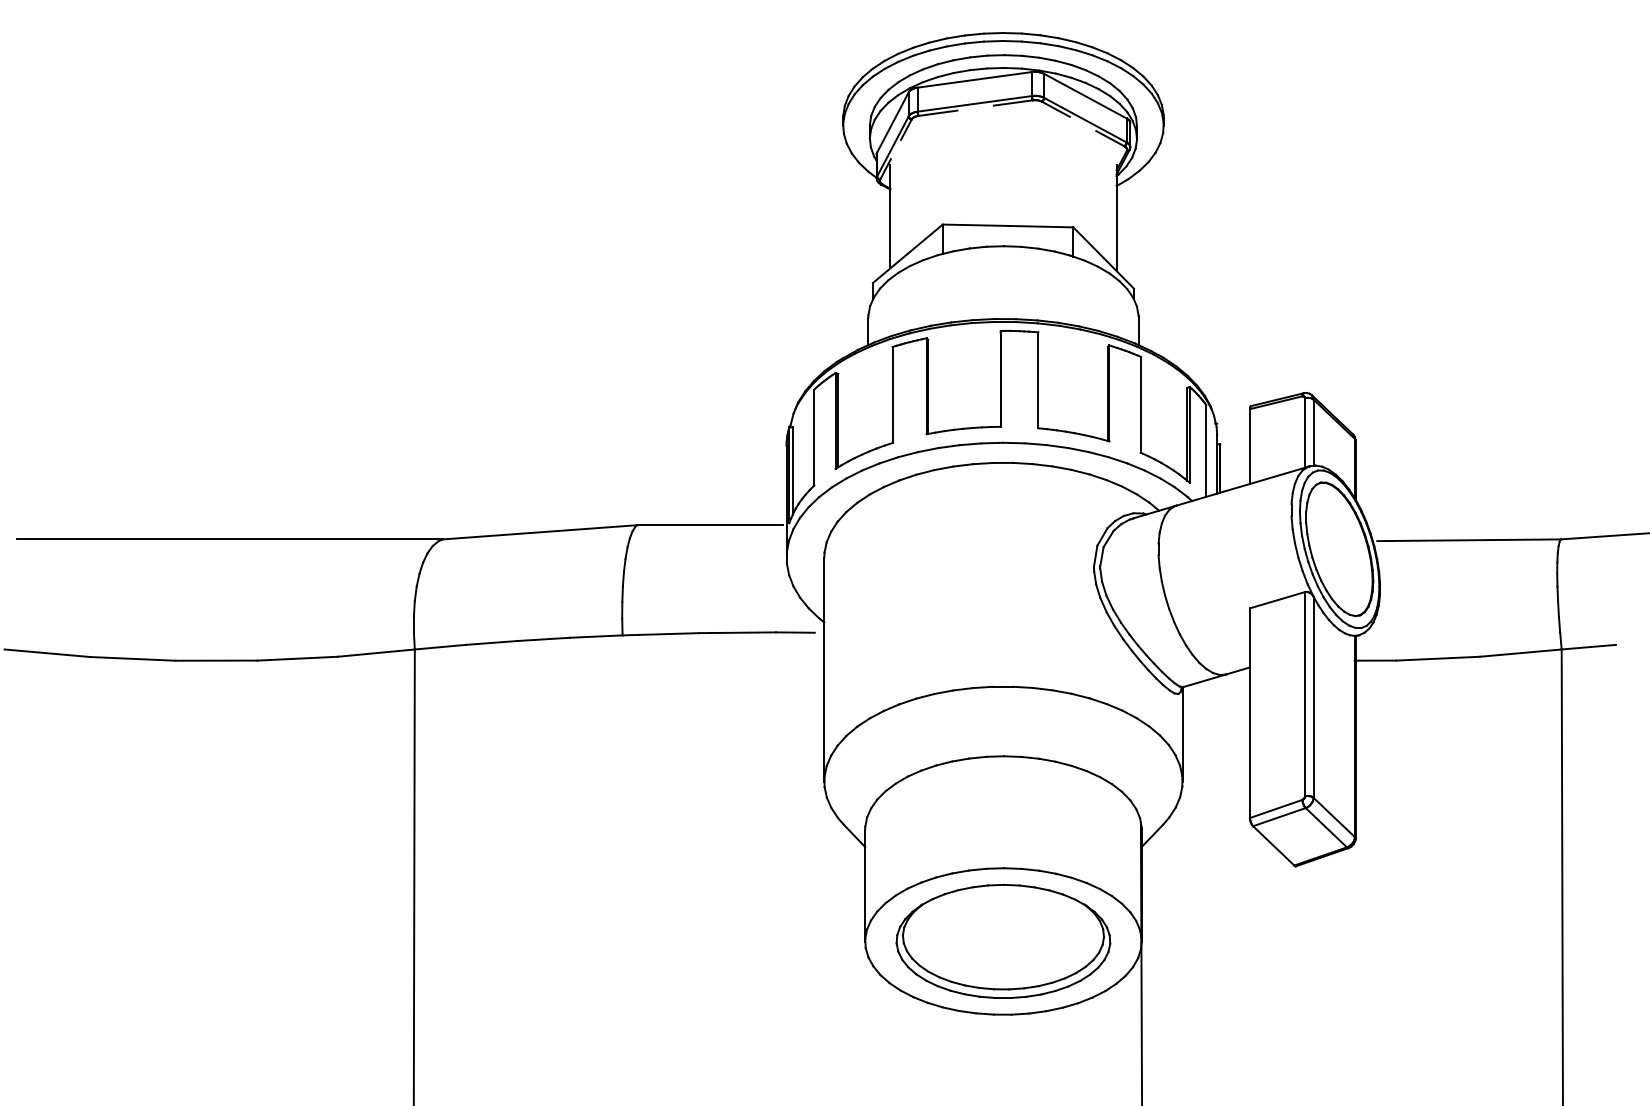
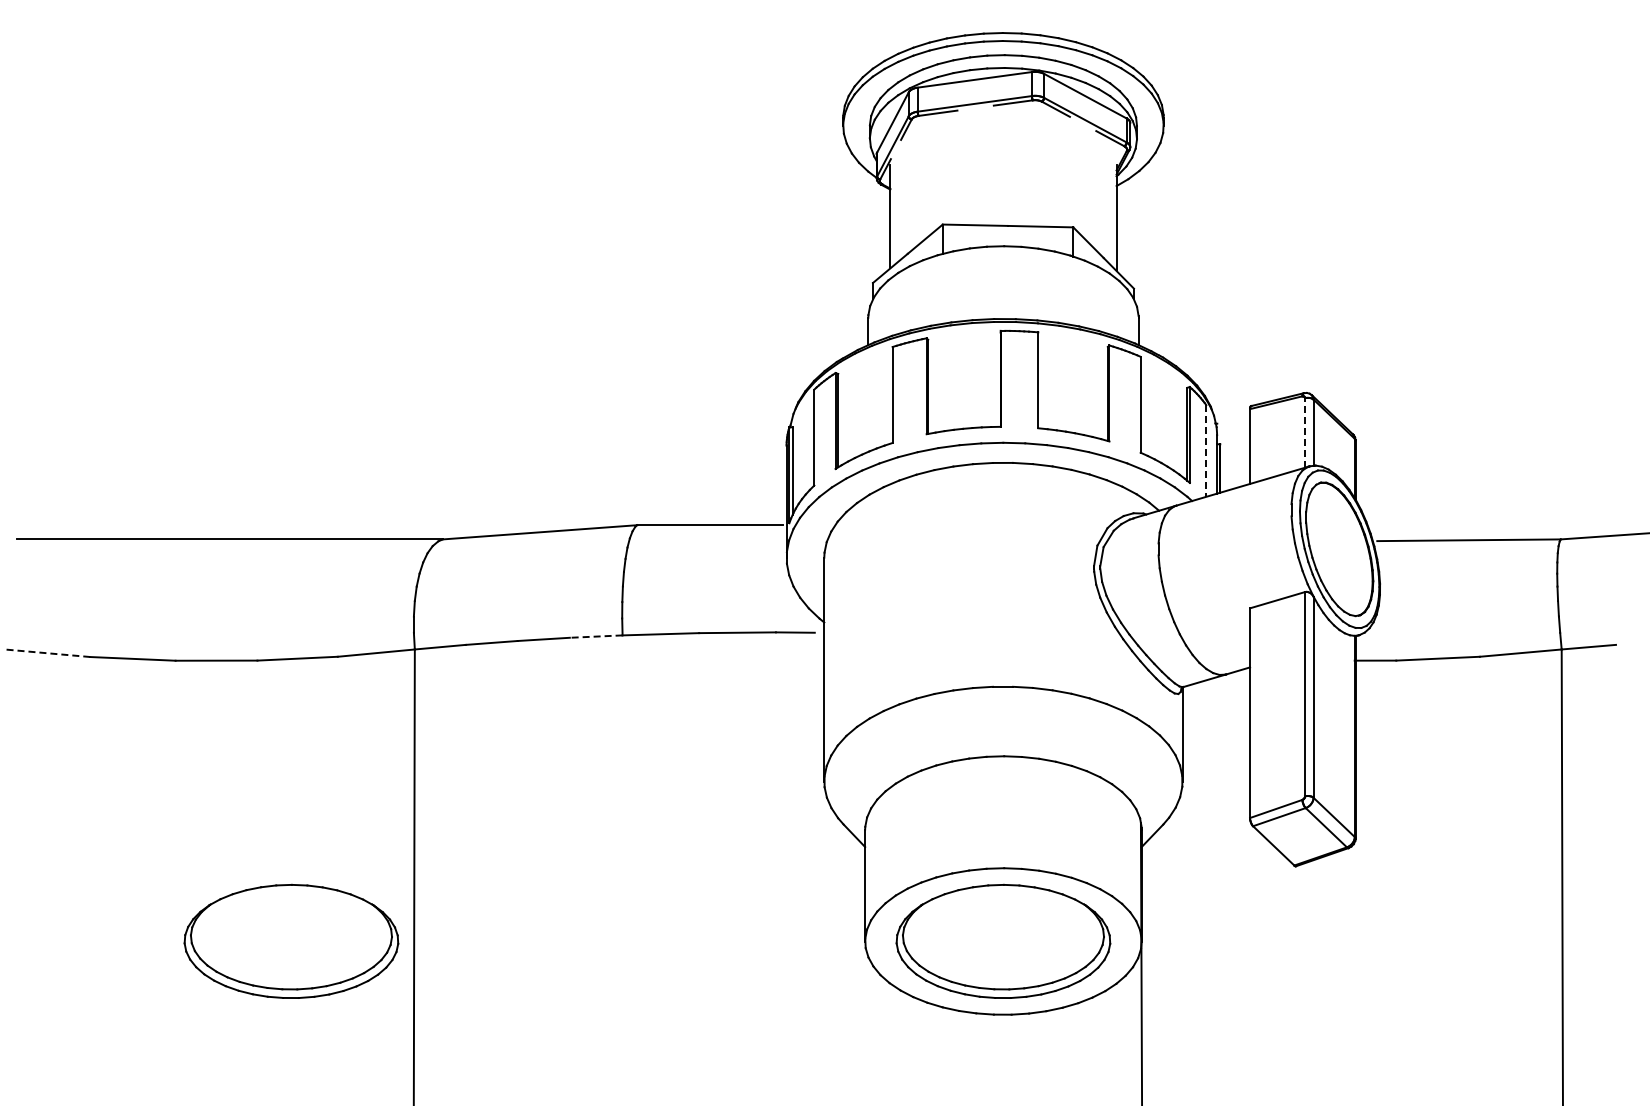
line: solid -> dashed (1304, 433)
line: solid -> dashed (1206, 450)
line: solid -> dashed (595, 636)
line: solid -> dashed (46, 653)
part: none -> present (291, 940)
